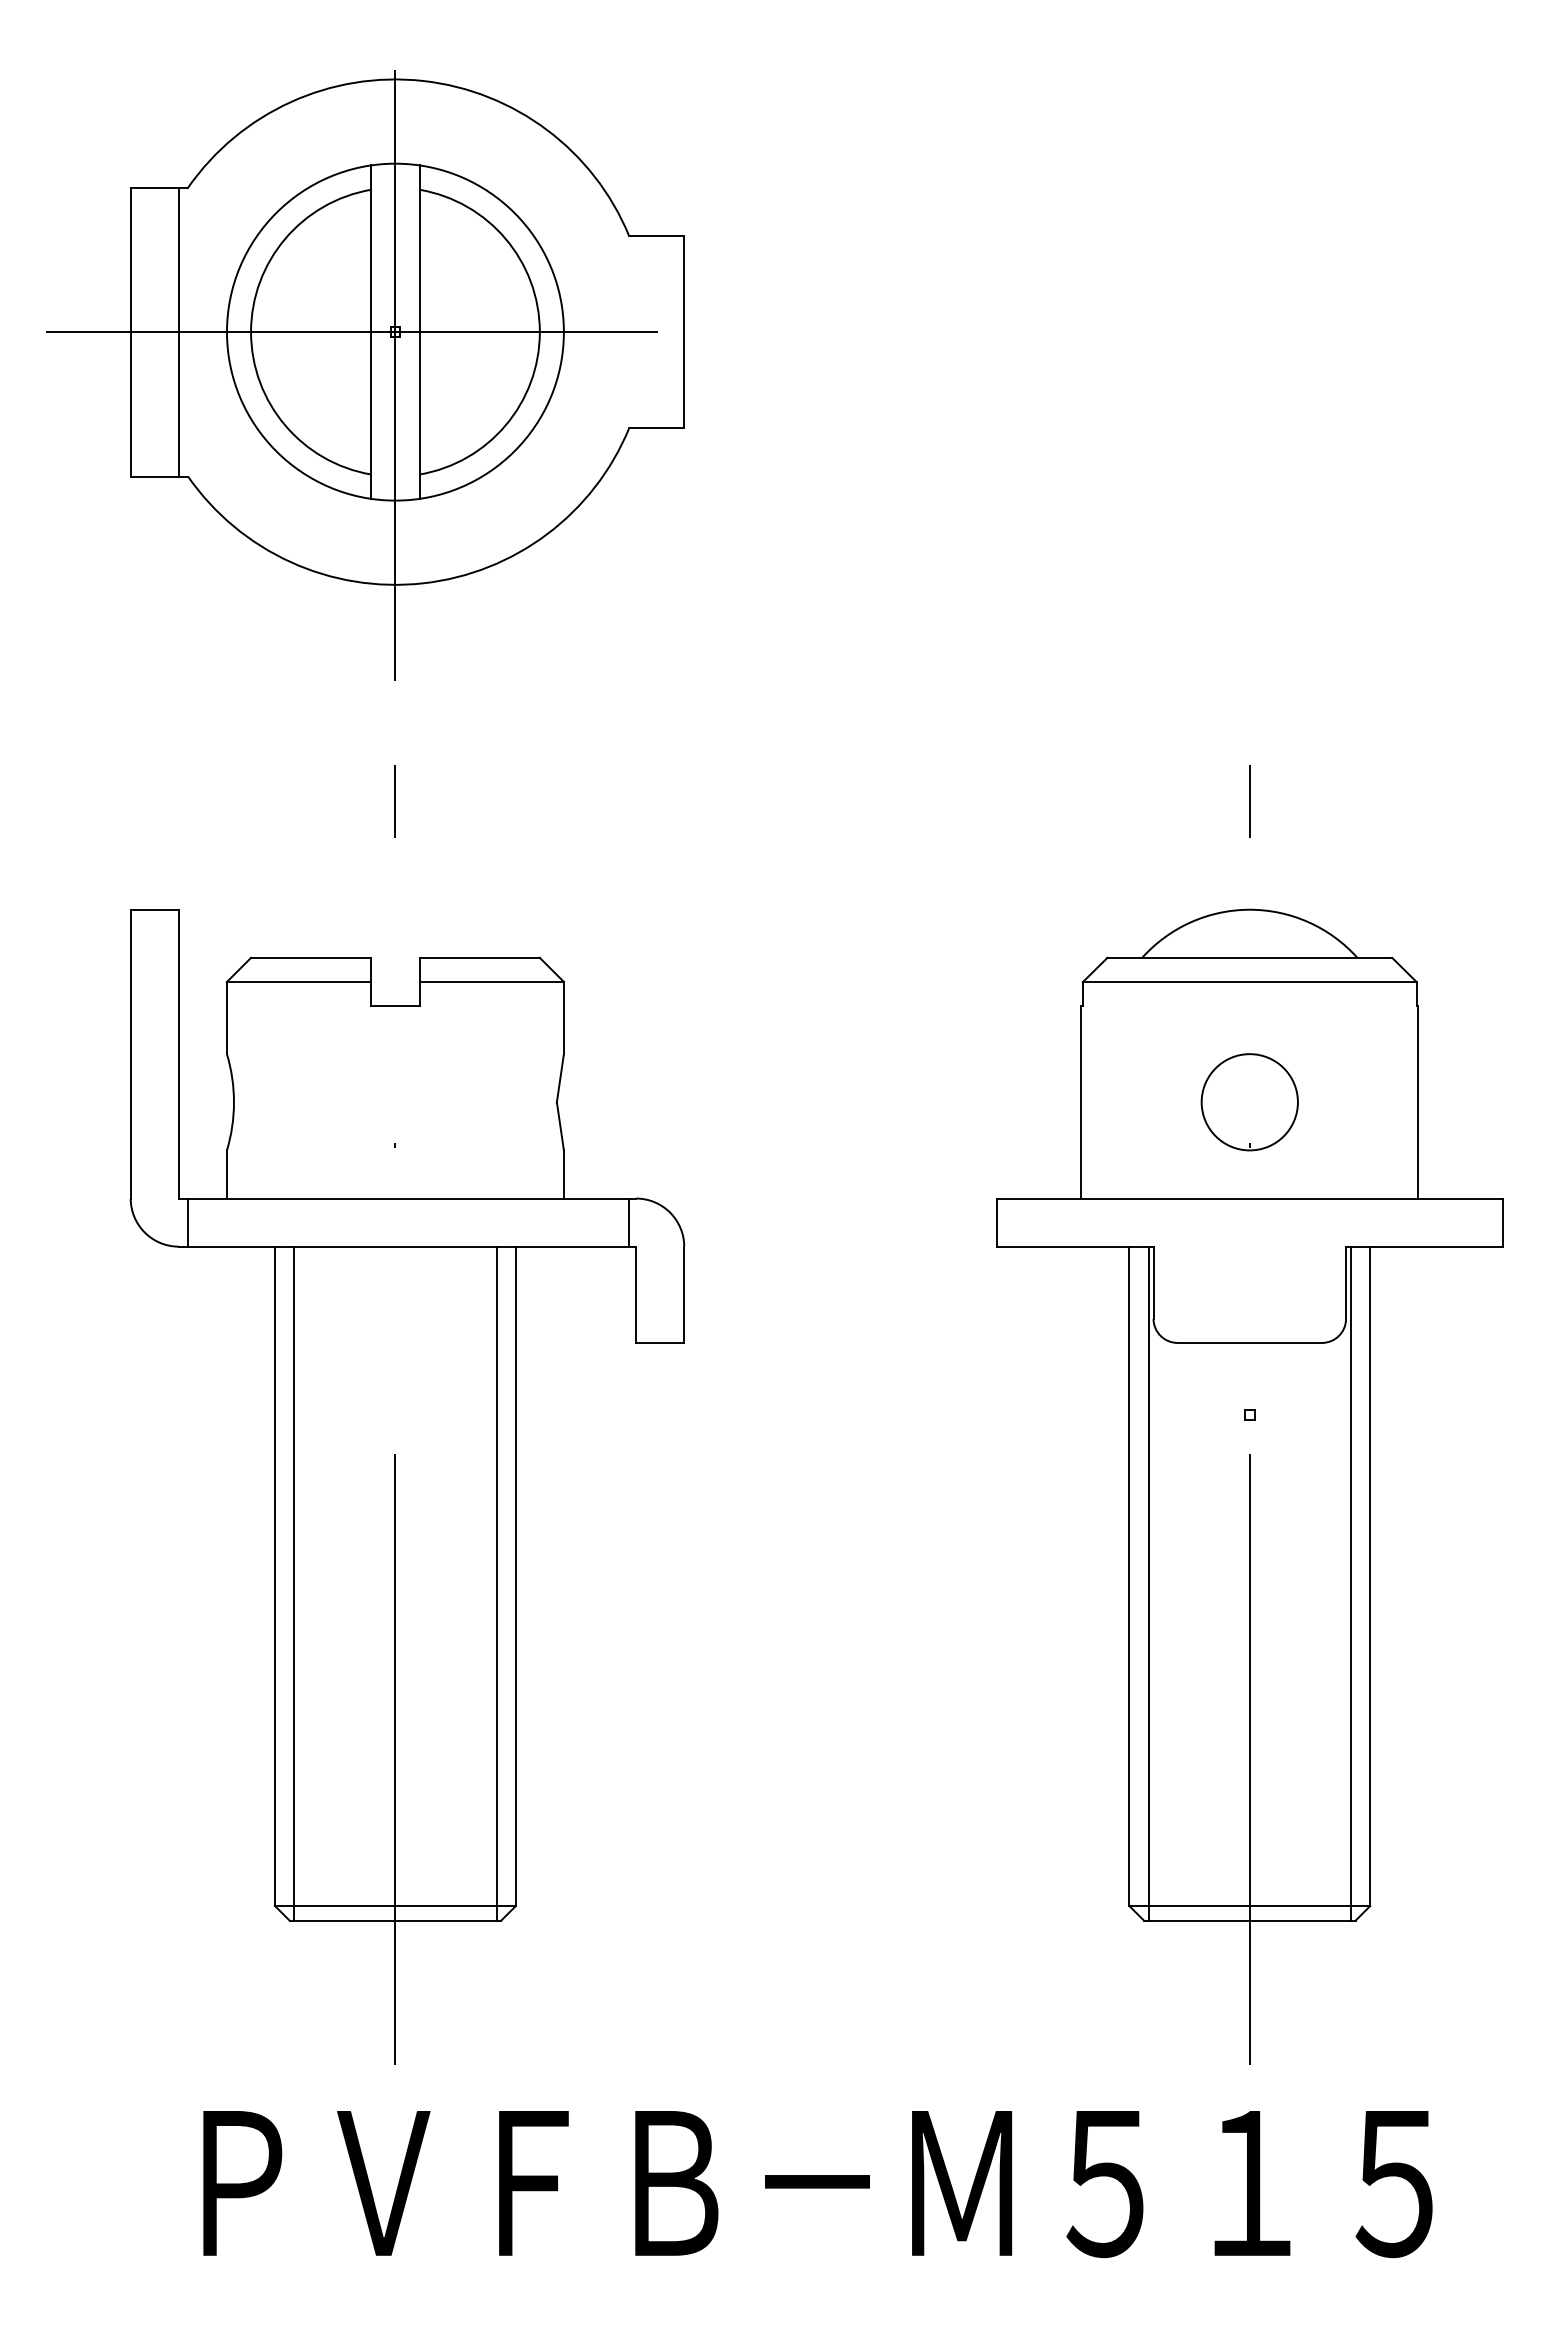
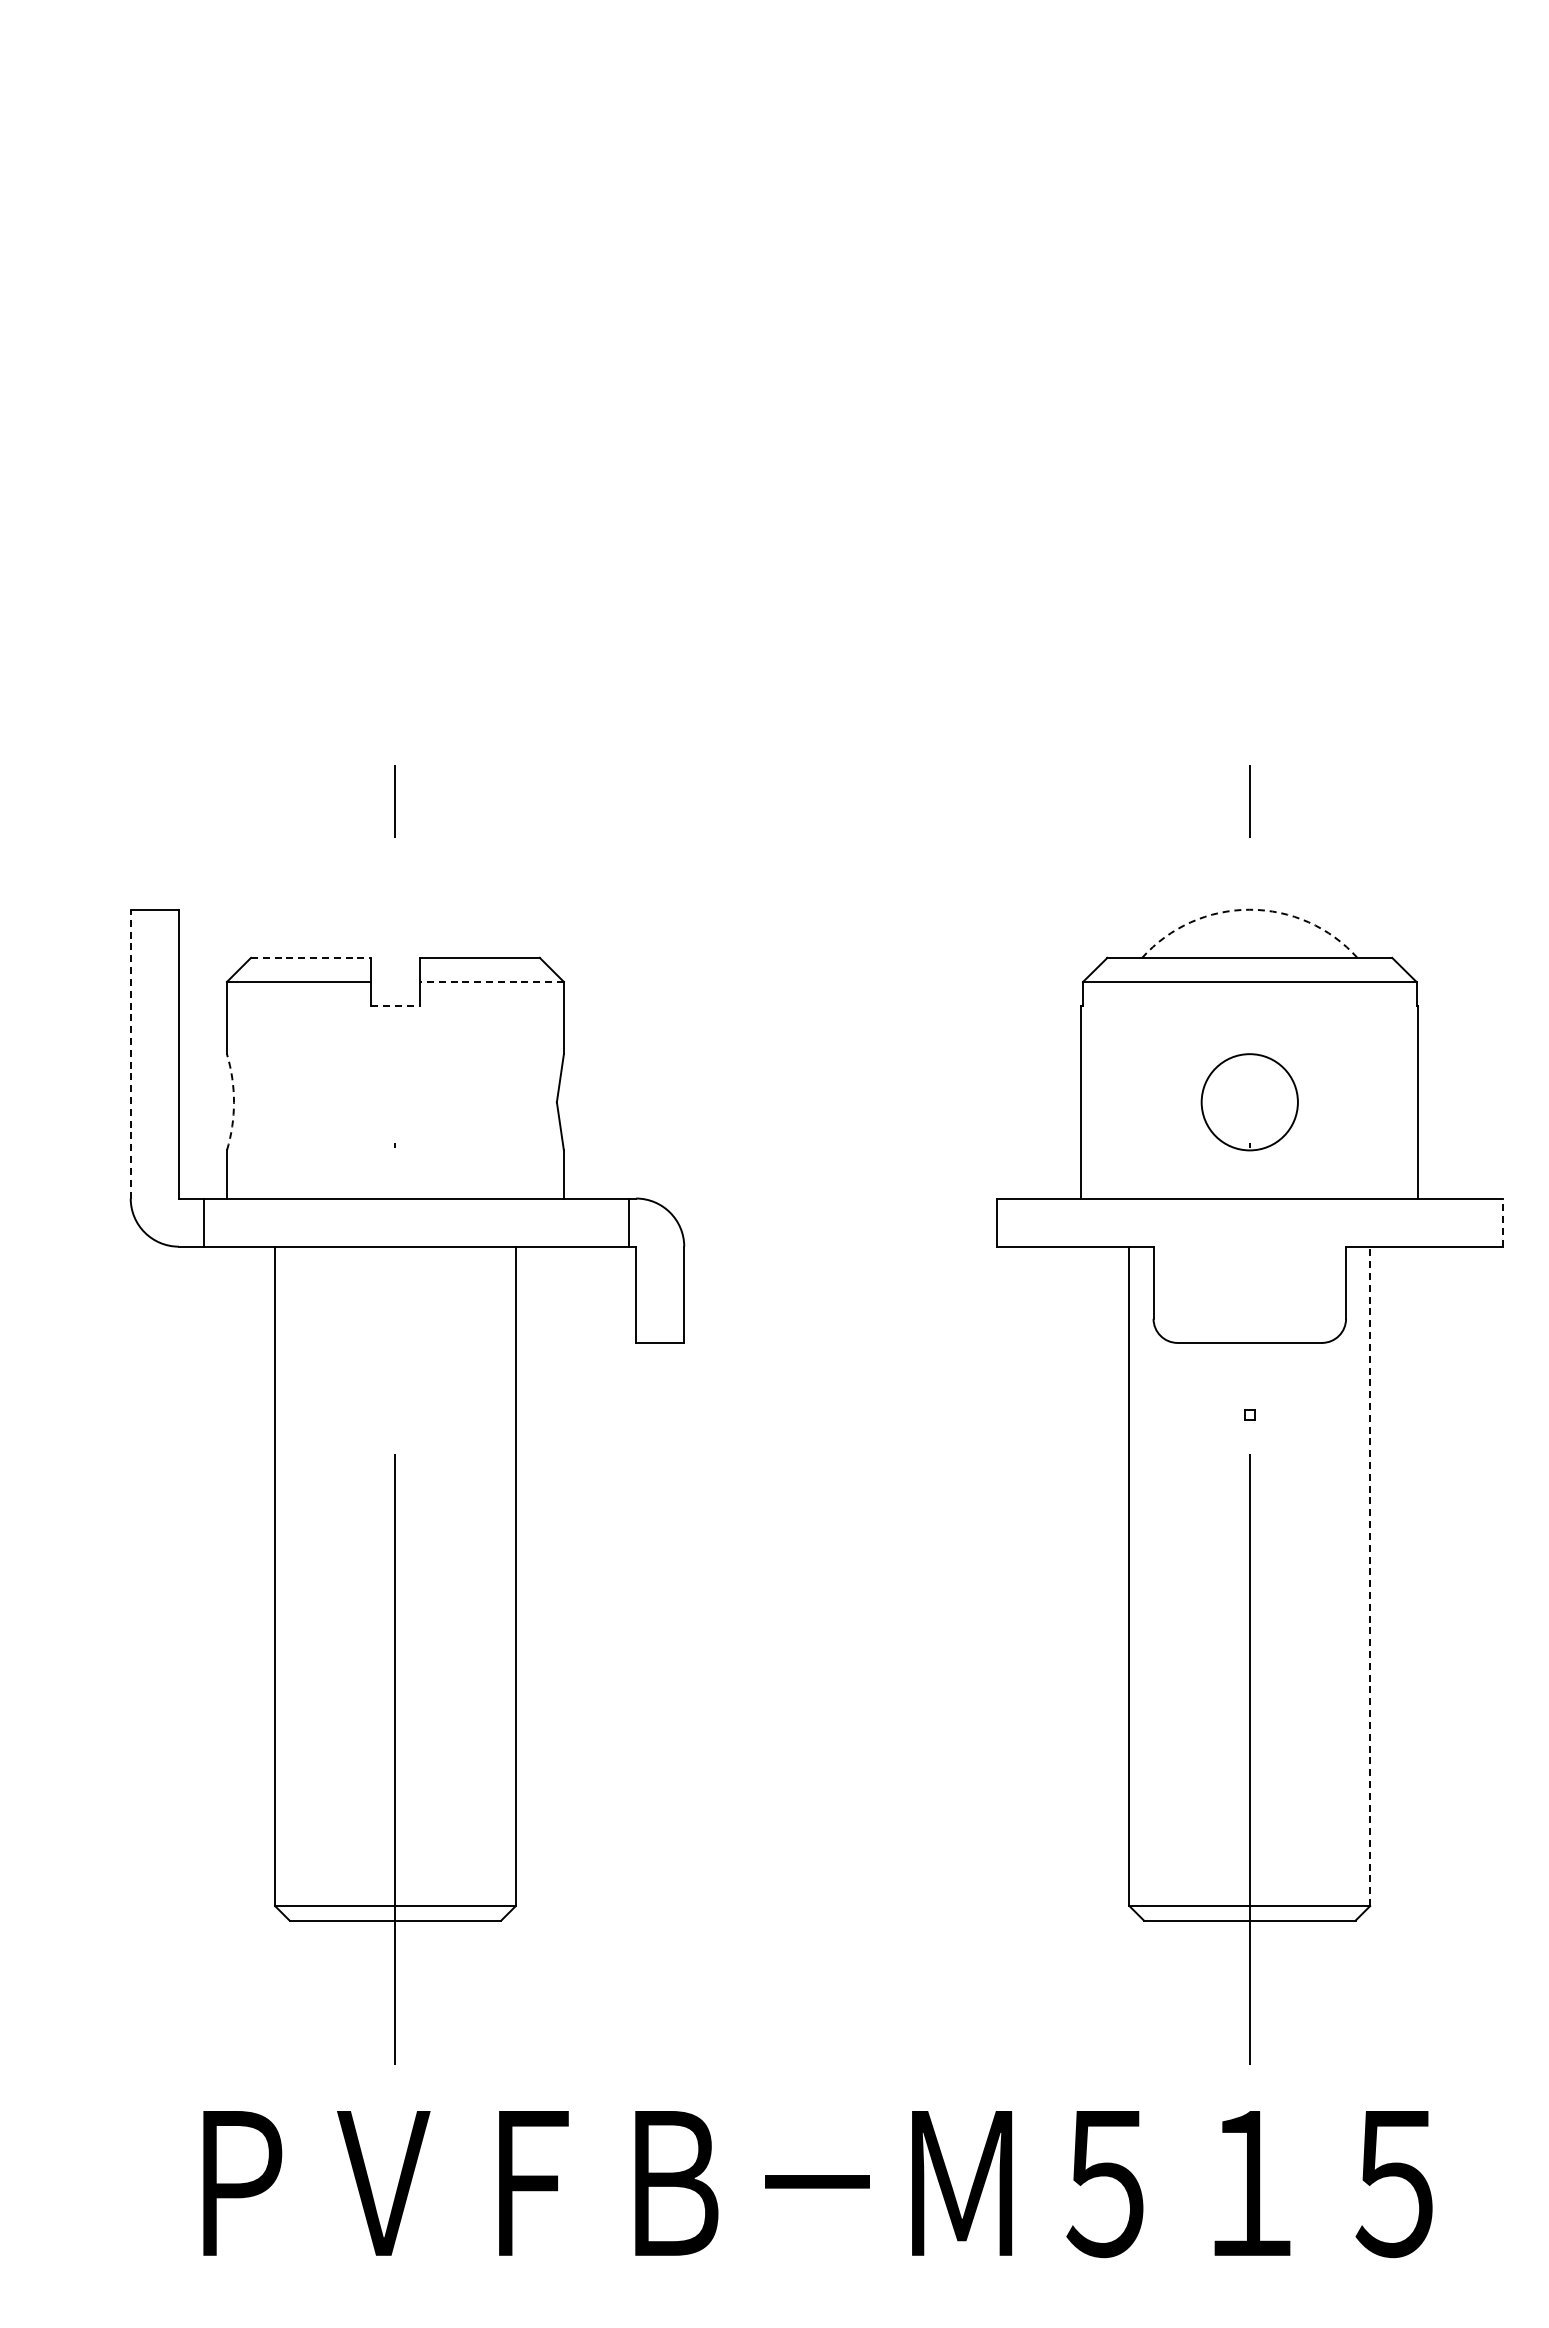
part: present -> none (365, 375)
arc: solid -> dashed (1249, 909)
line: solid -> dashed (311, 957)
line: solid -> dashed (491, 981)
line: solid -> dashed (395, 1006)
line: solid -> dashed (130, 1053)
arc: solid -> dashed (234, 1102)
line position: (188, 1222) -> (204, 1222) (204, 1222)
line: solid -> dashed (1502, 1222)
line: solid -> dashed (1370, 1576)
line: present -> none (294, 1583)
line: present -> none (496, 1583)
line: present -> none (1148, 1583)
line: present -> none (1350, 1583)
